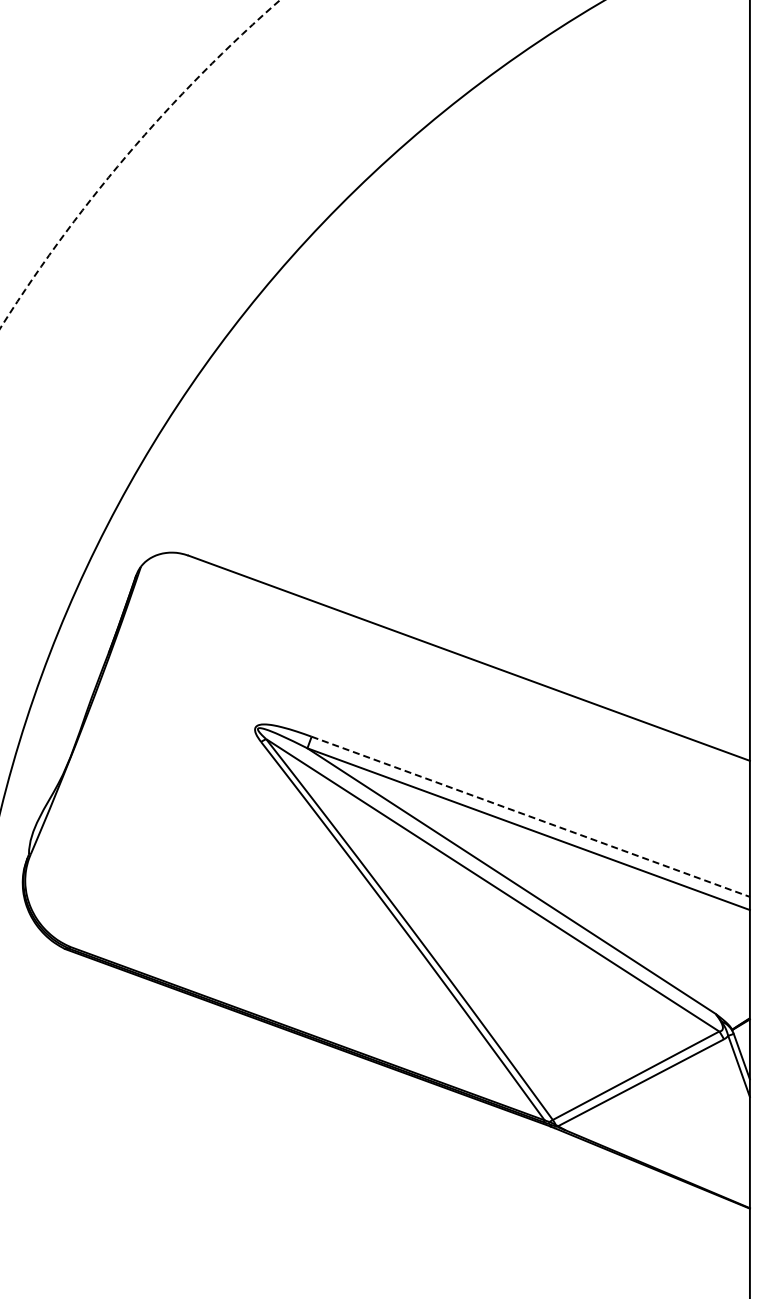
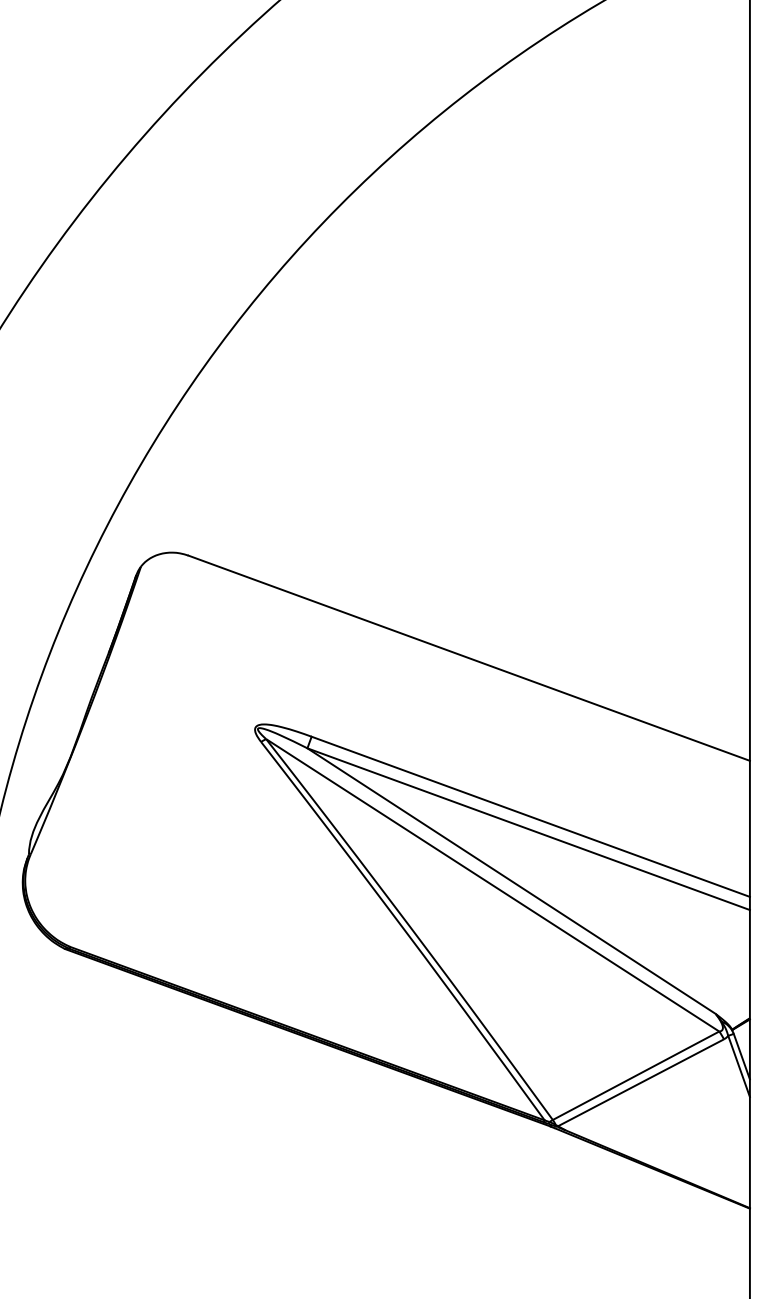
arc: dashed -> solid (129, 152)
line: dashed -> solid (531, 816)
